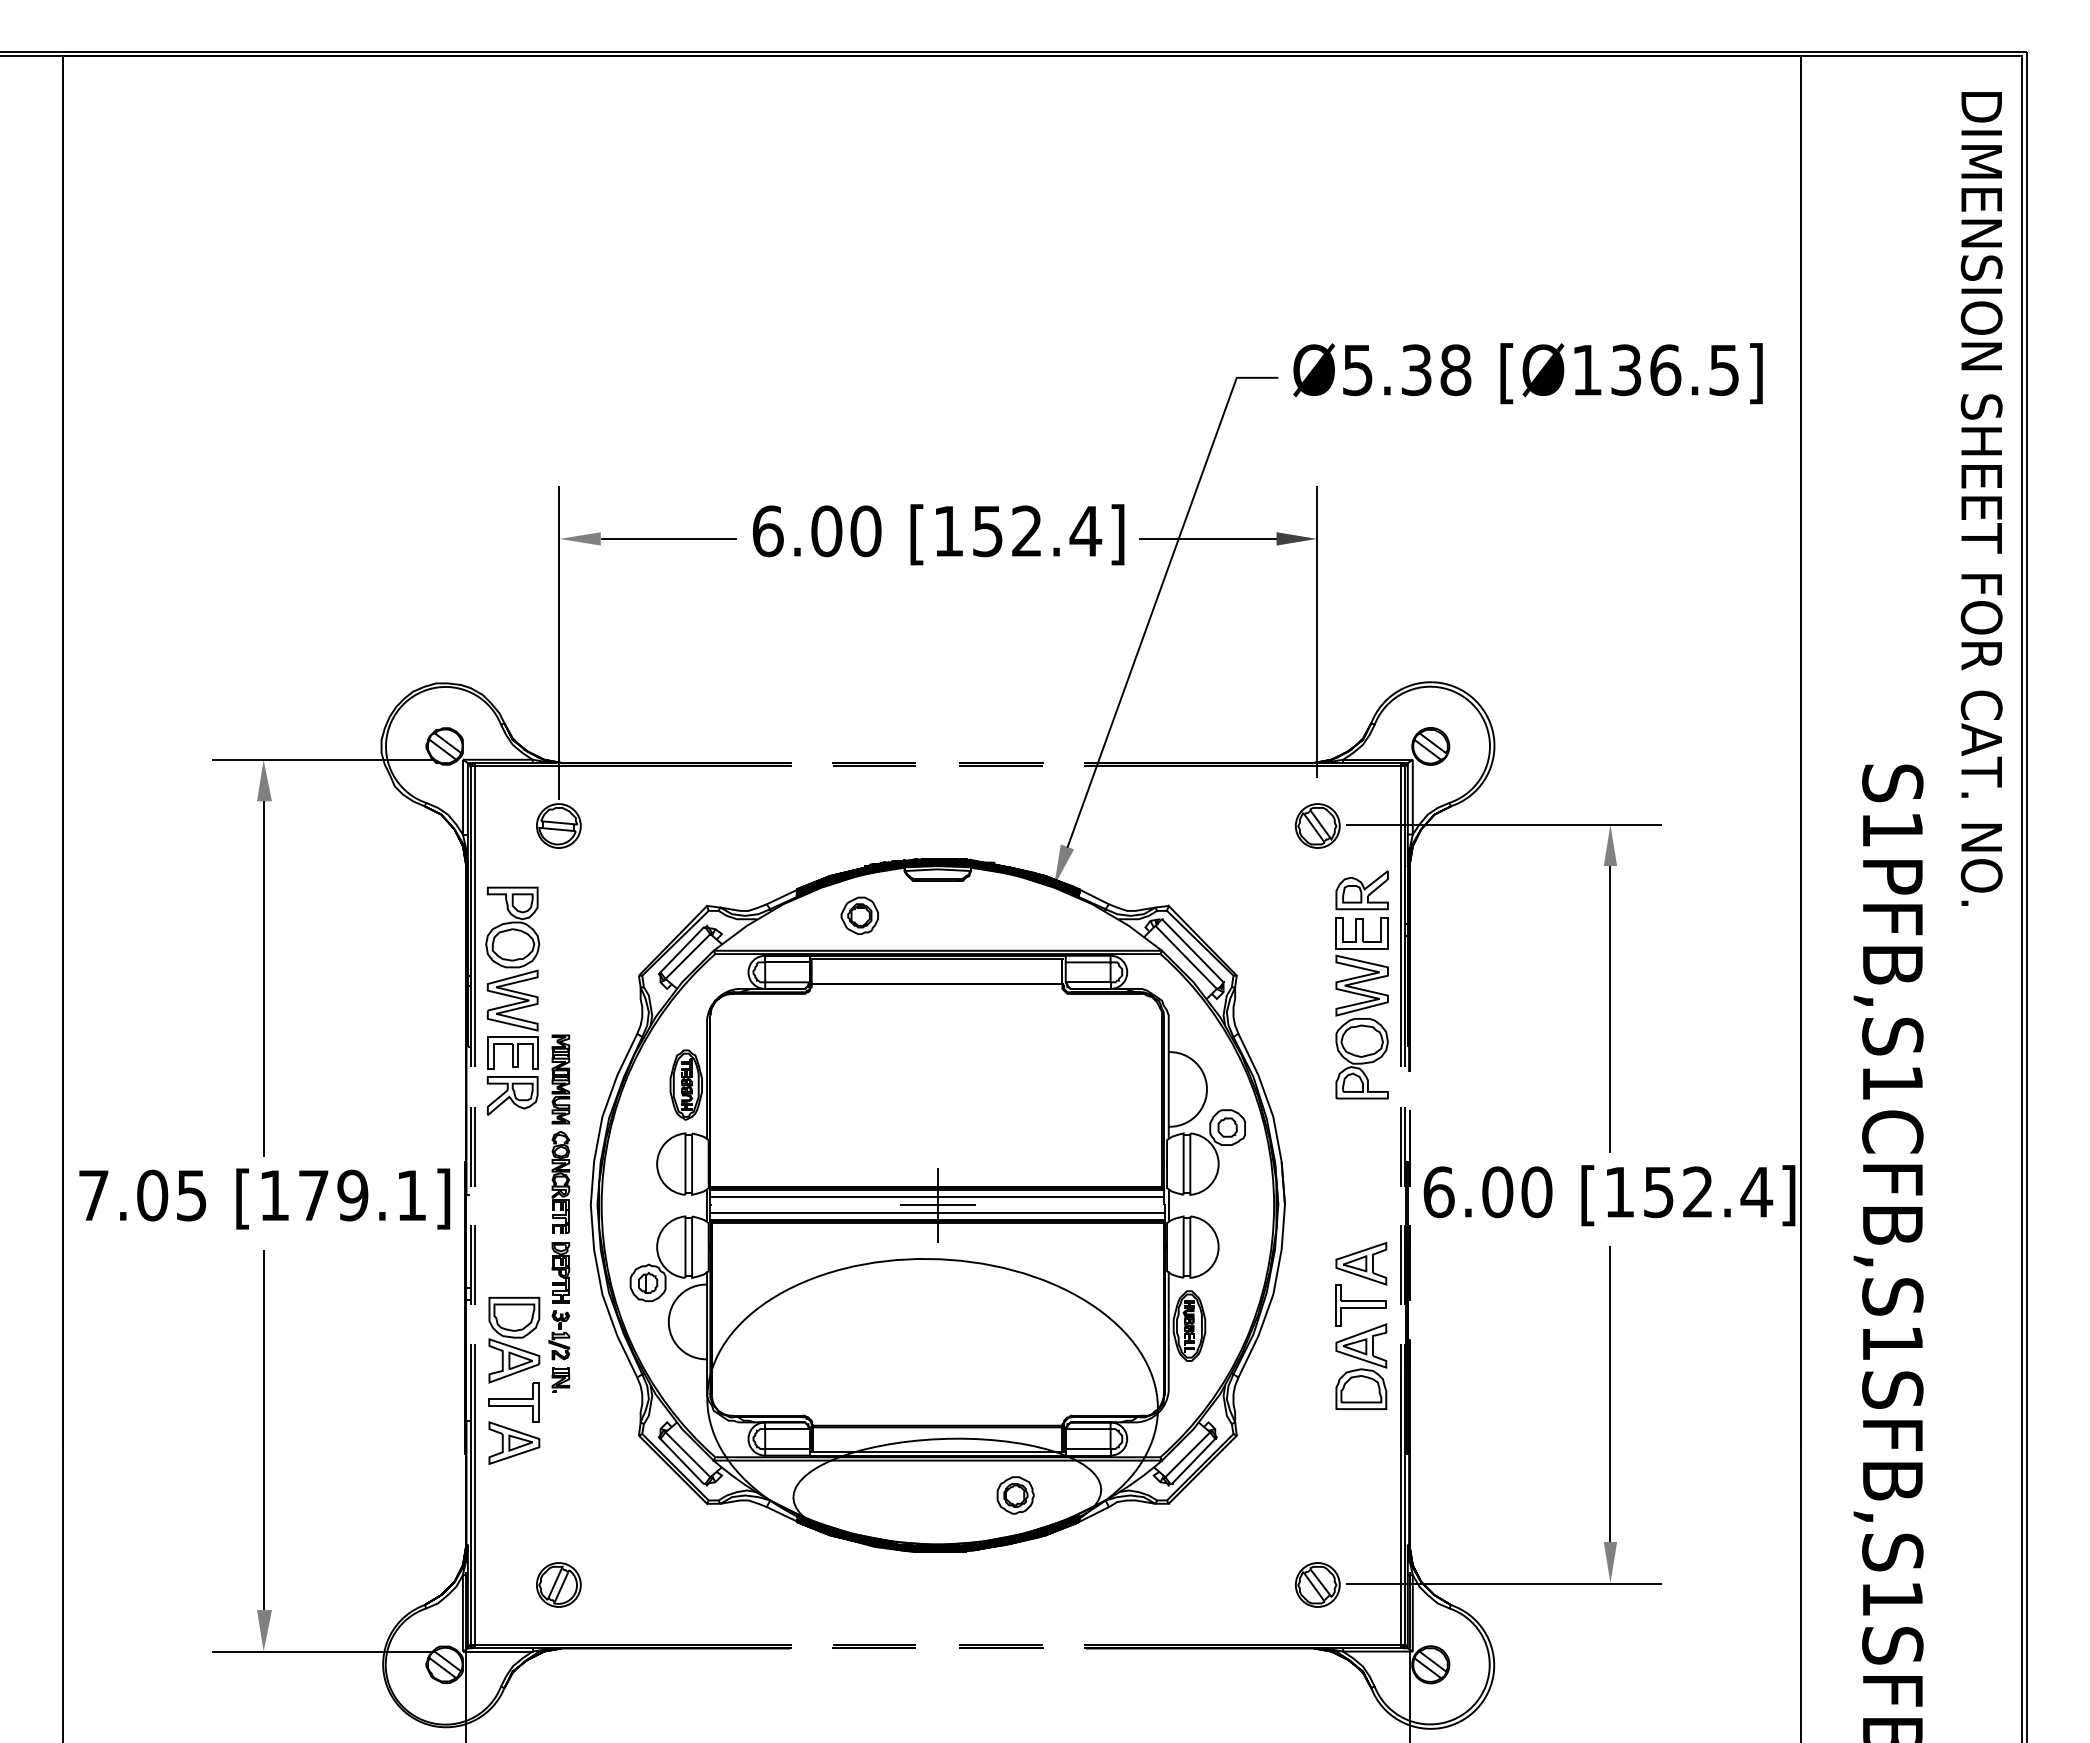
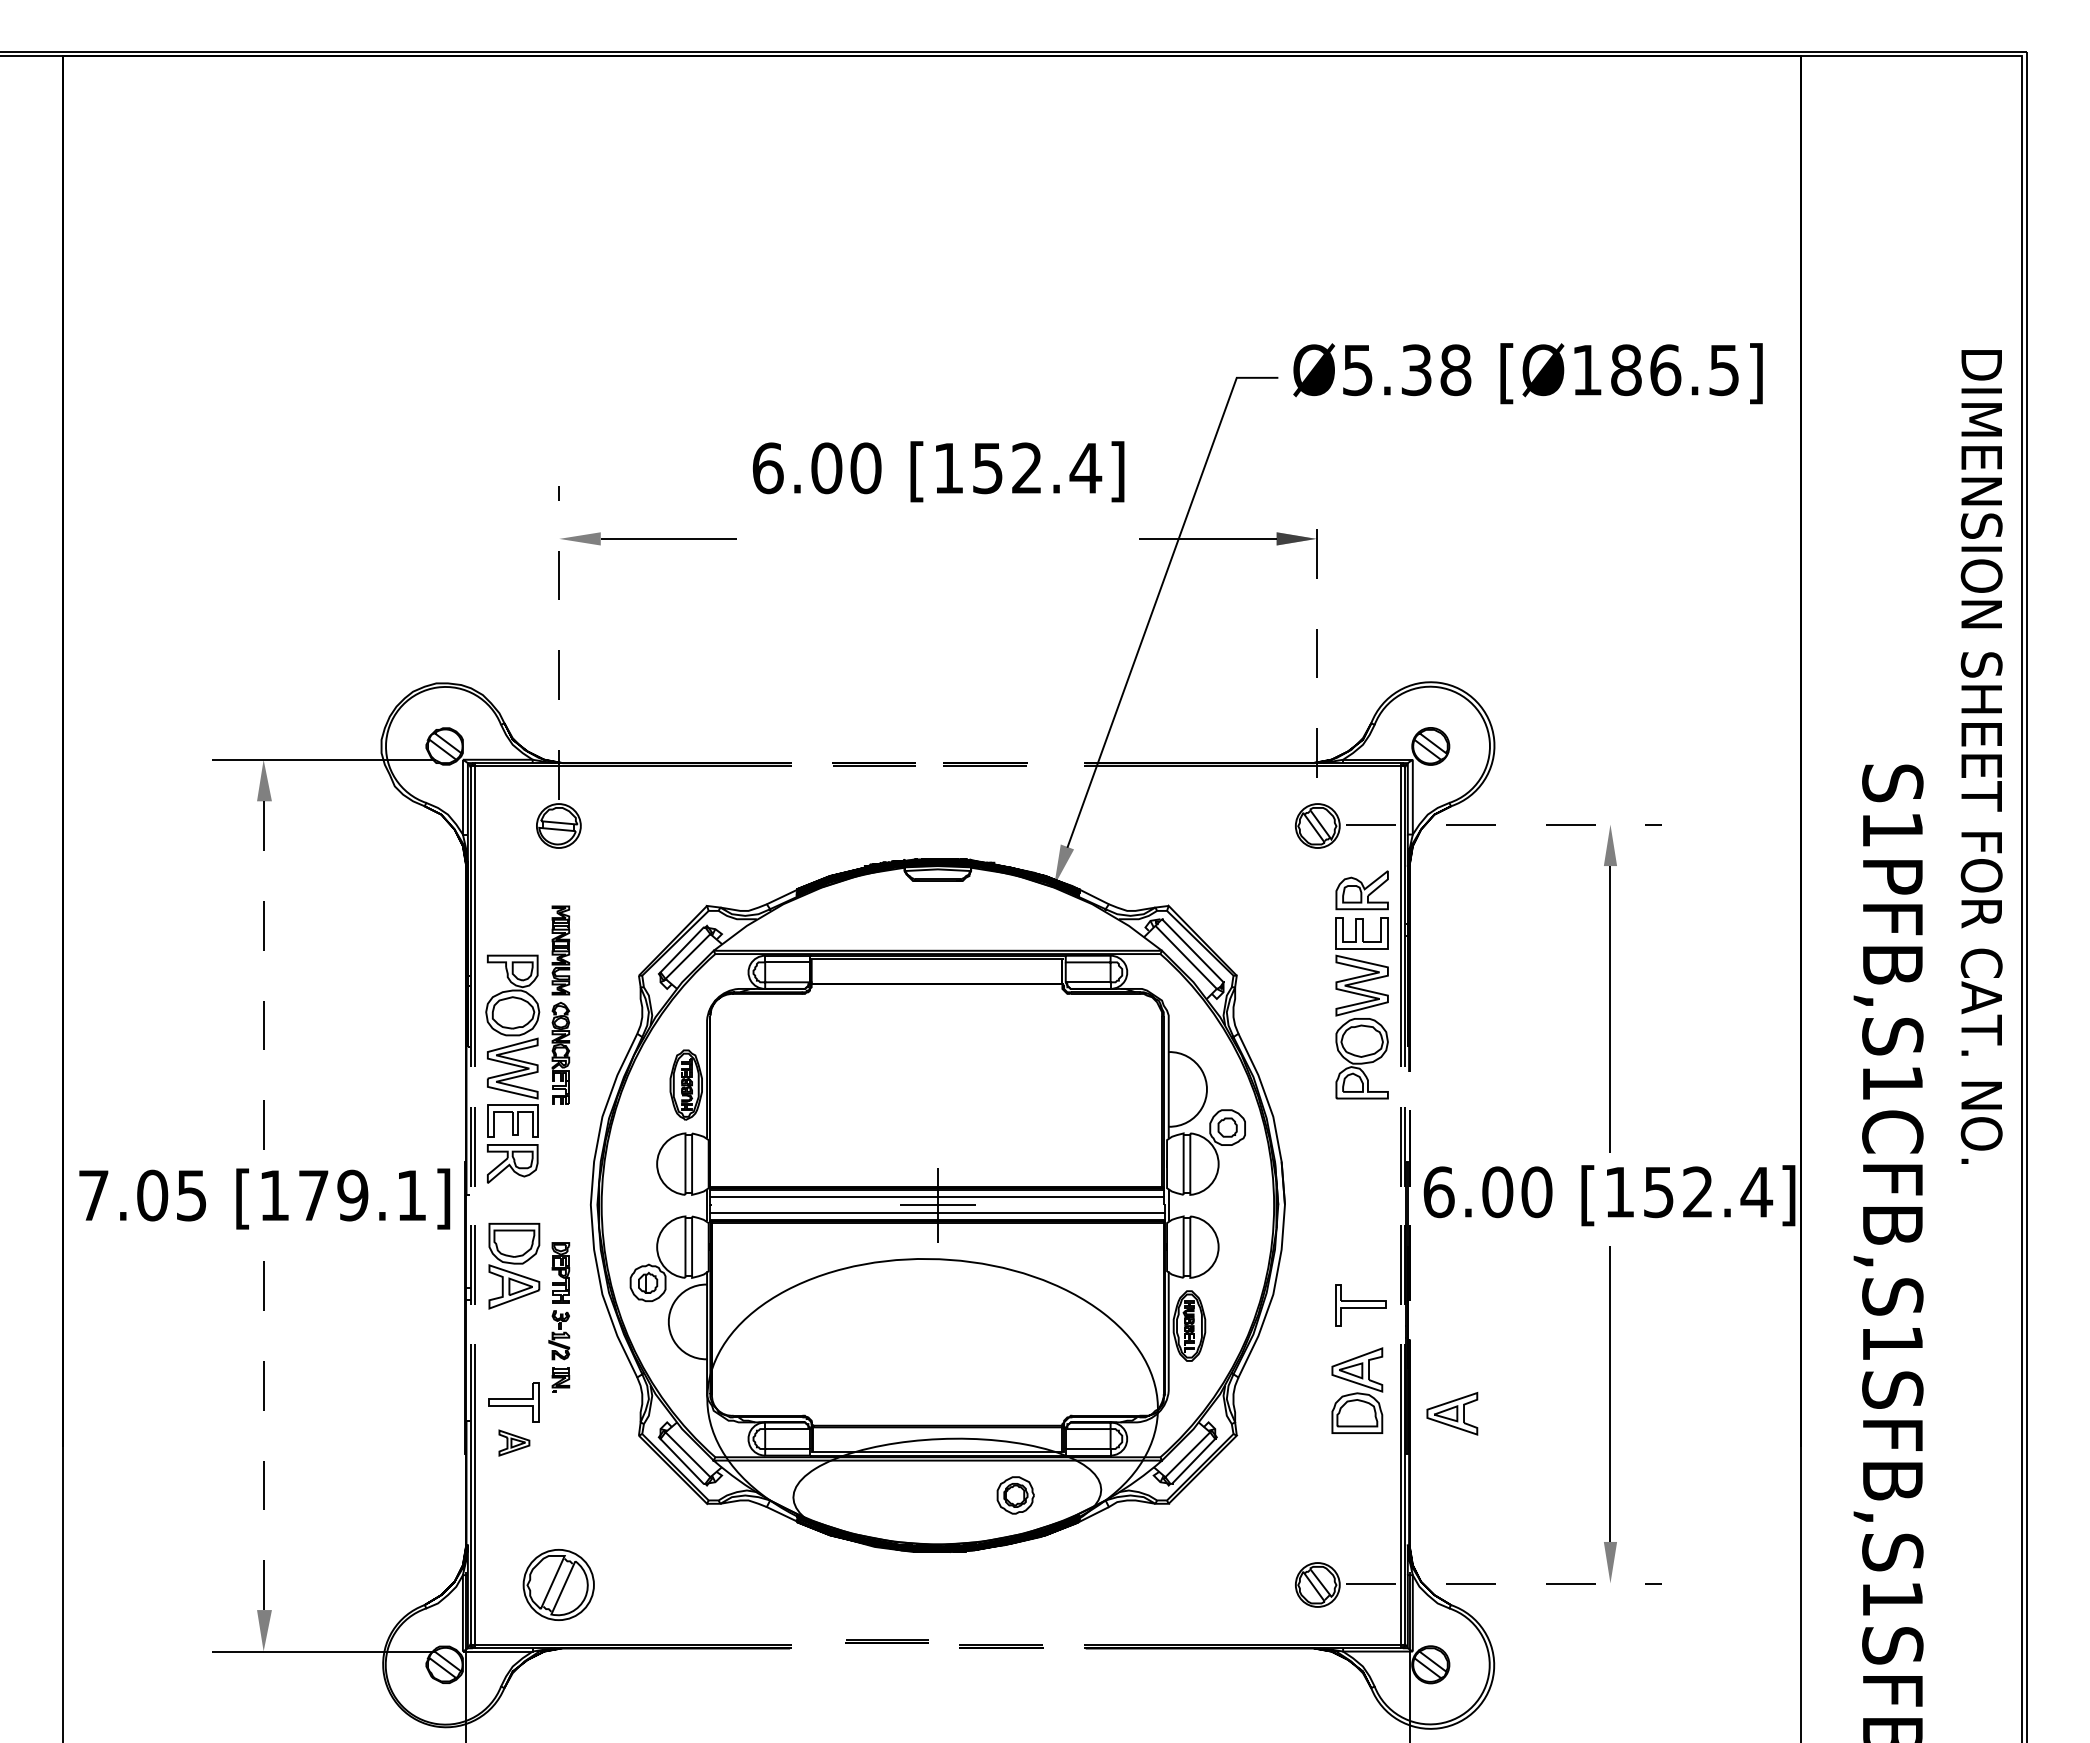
text: [Ø136.5] -> [Ø186.5] (1626, 370)
text position: (1981, 498) -> (1981, 756) (1981, 756)
text position: (938, 534) -> (938, 471) (938, 471)
line: solid -> dashed (1316, 631)
line: solid -> dashed (559, 642)
line position: (1001, 763) -> (985, 763) (985, 763)
line: solid -> dashed (1504, 824)
part: present -> none (859, 915)
line: solid -> dashed (263, 979)
part position: (512, 1000) -> (512, 1068) (512, 1068)
part position: (560, 1133) -> (560, 1004) (560, 1004)
part position: (1361, 1263) -> (1452, 1413) (1452, 1413)
part position: (514, 1339) -> (514, 1265) (514, 1265)
part position: (1361, 1366) -> (1357, 1390) (1357, 1390)
line: solid -> dashed (263, 1429)
part size: 53x44 px -> 33x28 px (514, 1442)
line: solid -> dashed (1504, 1583)
part size: 46x46 px -> 73x72 px (558, 1584)
line position: (873, 1645) -> (886, 1640) (886, 1640)
